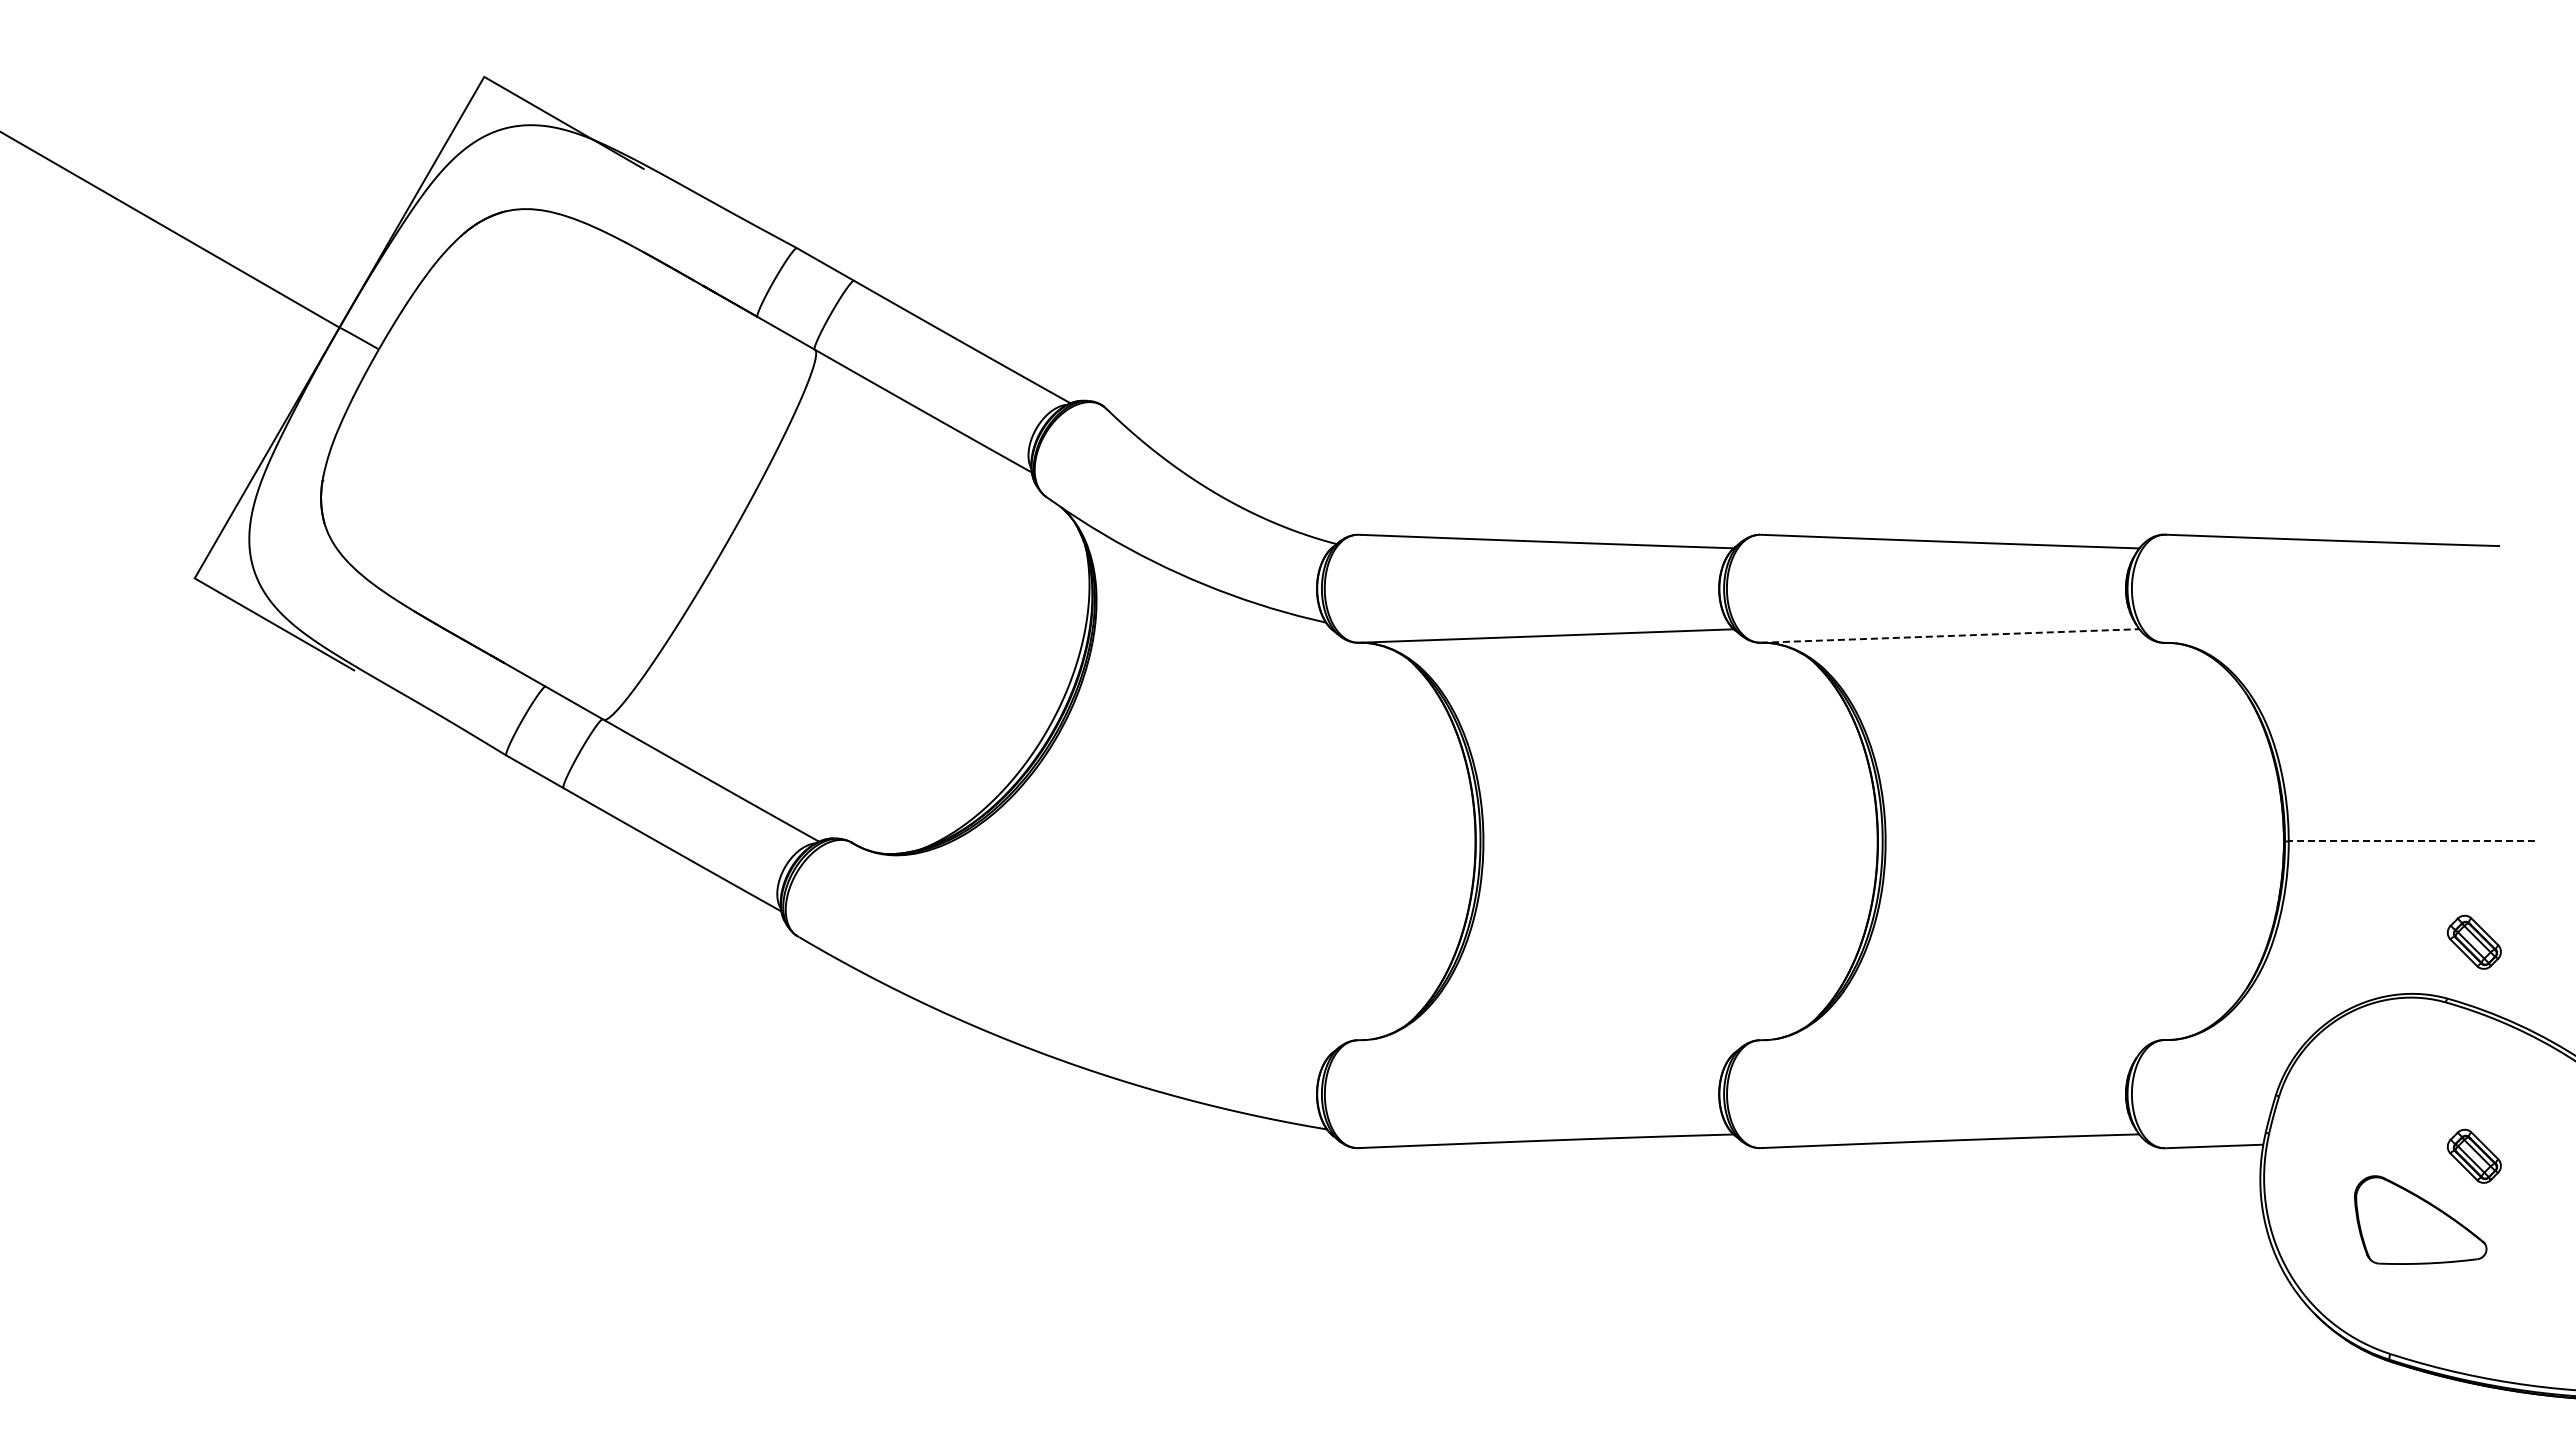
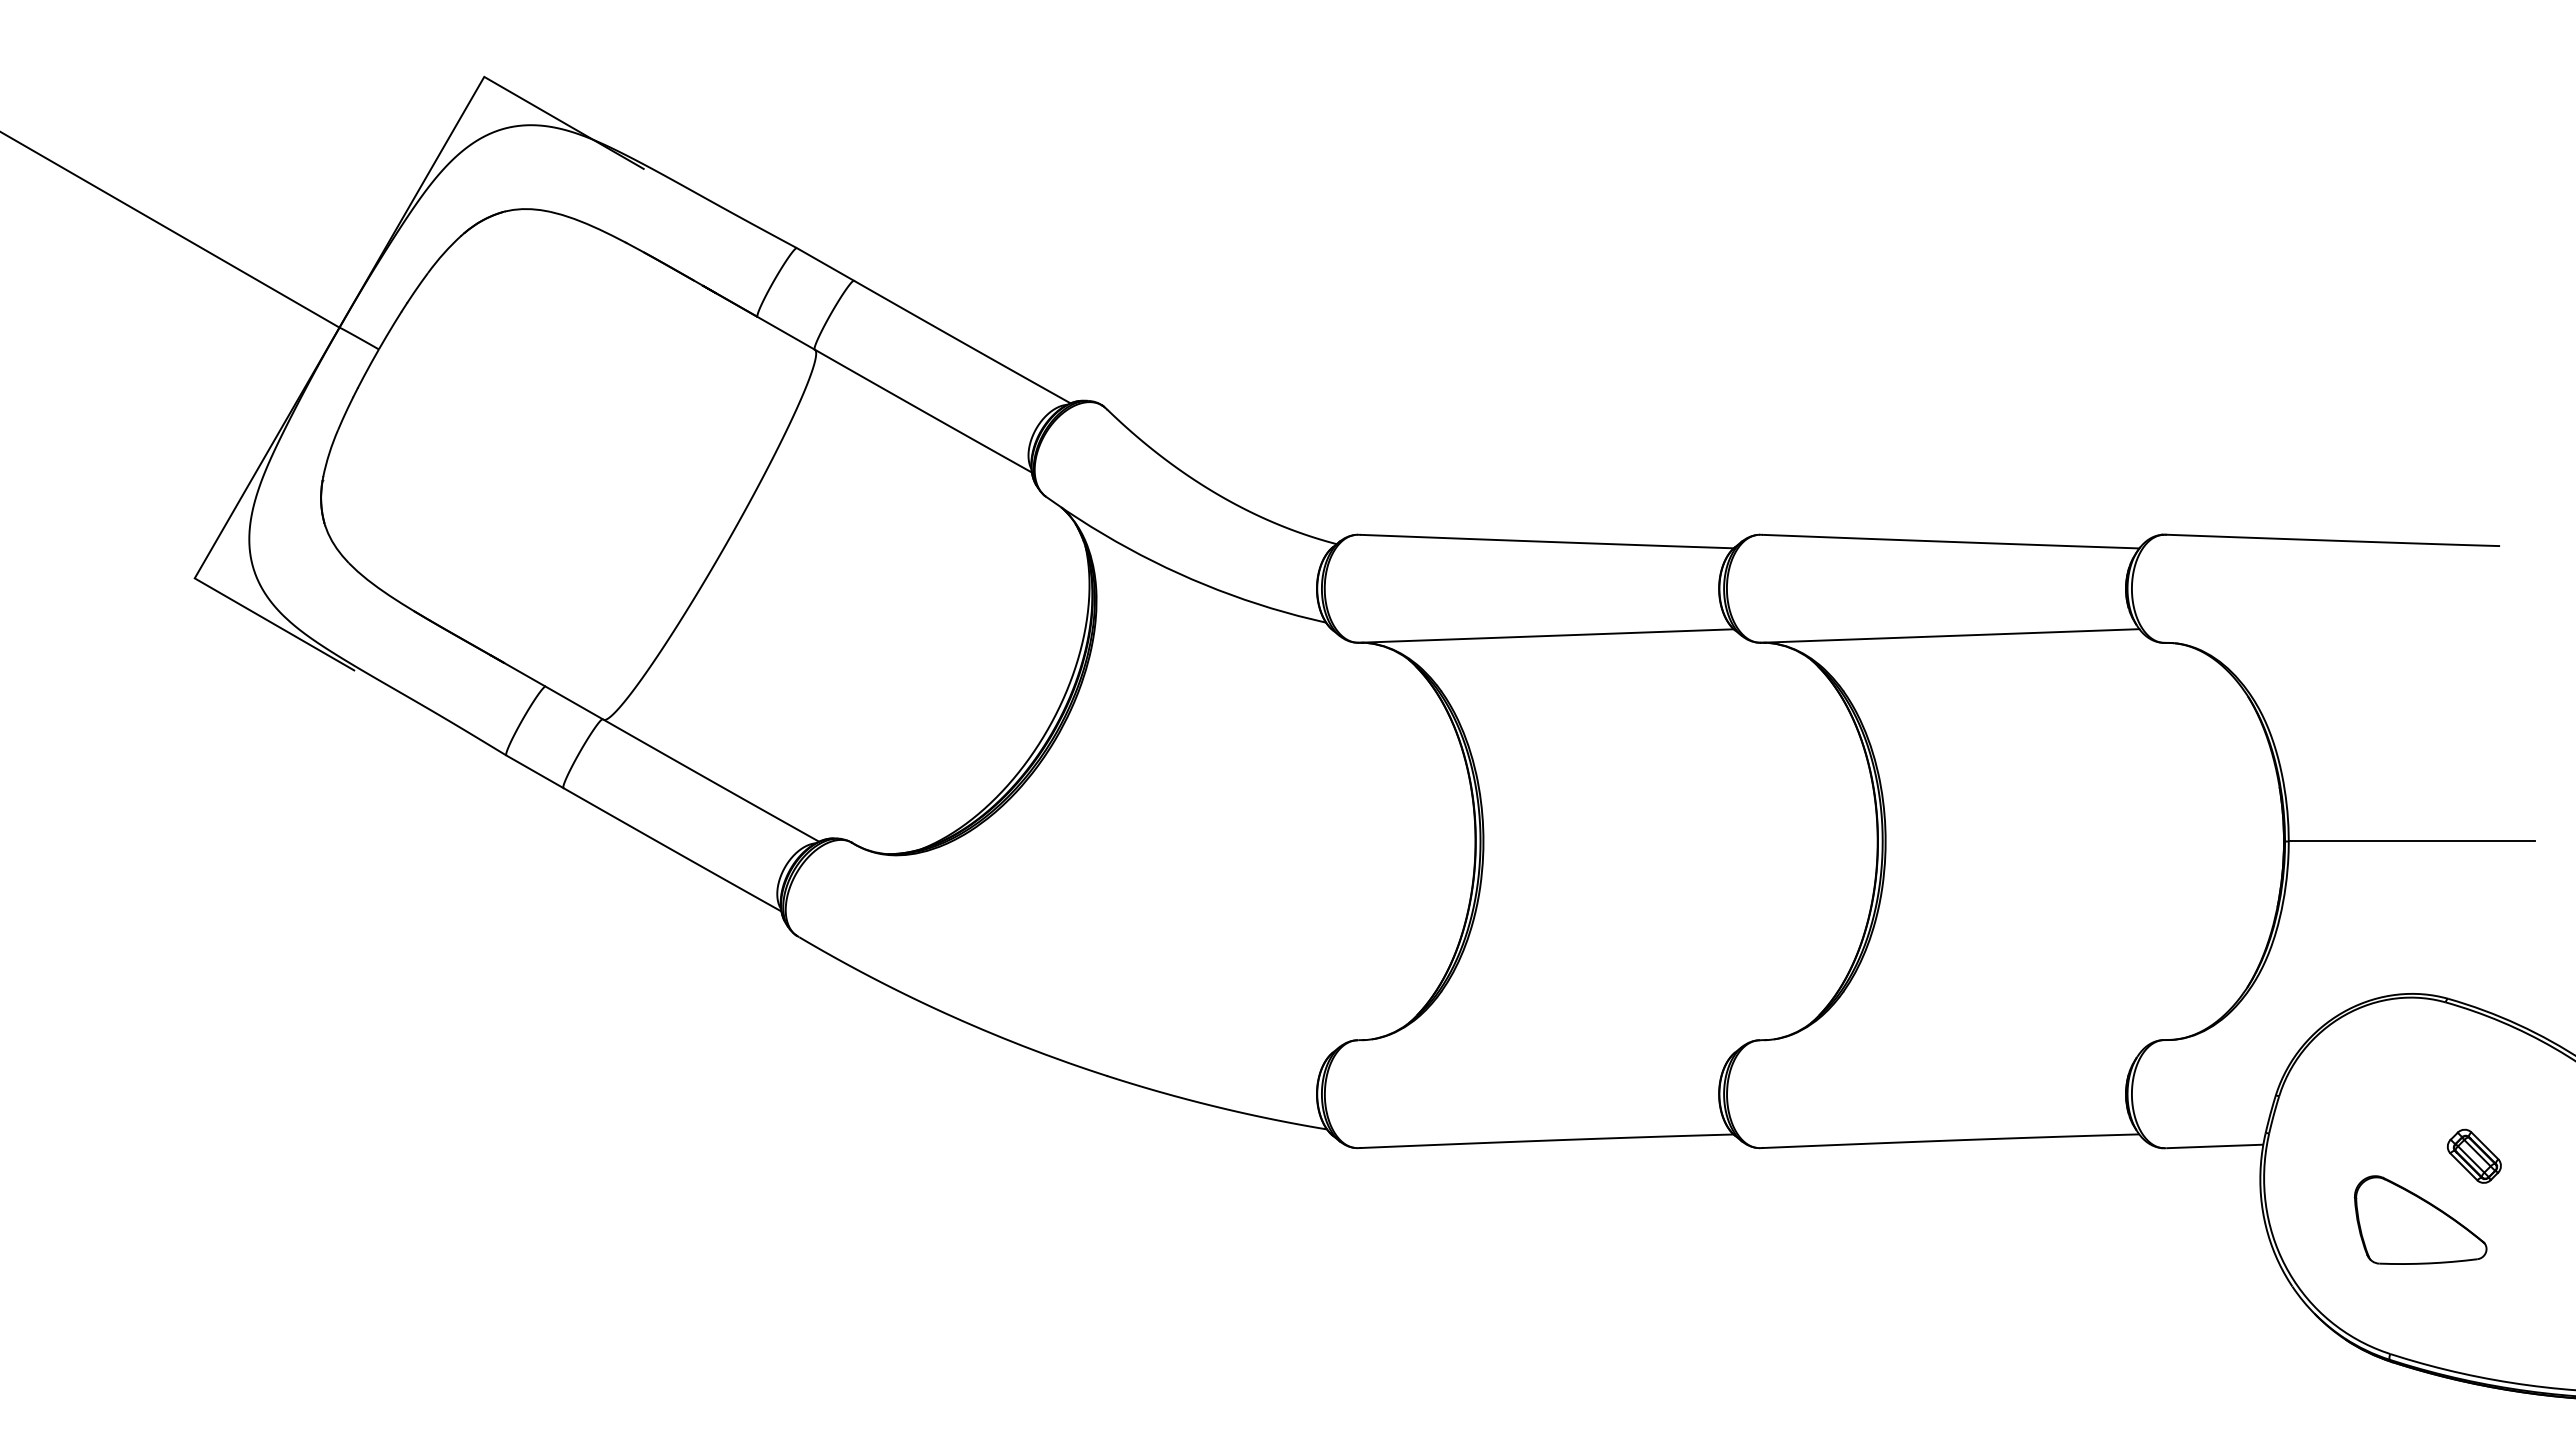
line: dashed -> solid (1950, 635)
line: dashed -> solid (2411, 841)
part: present -> none (2474, 941)
